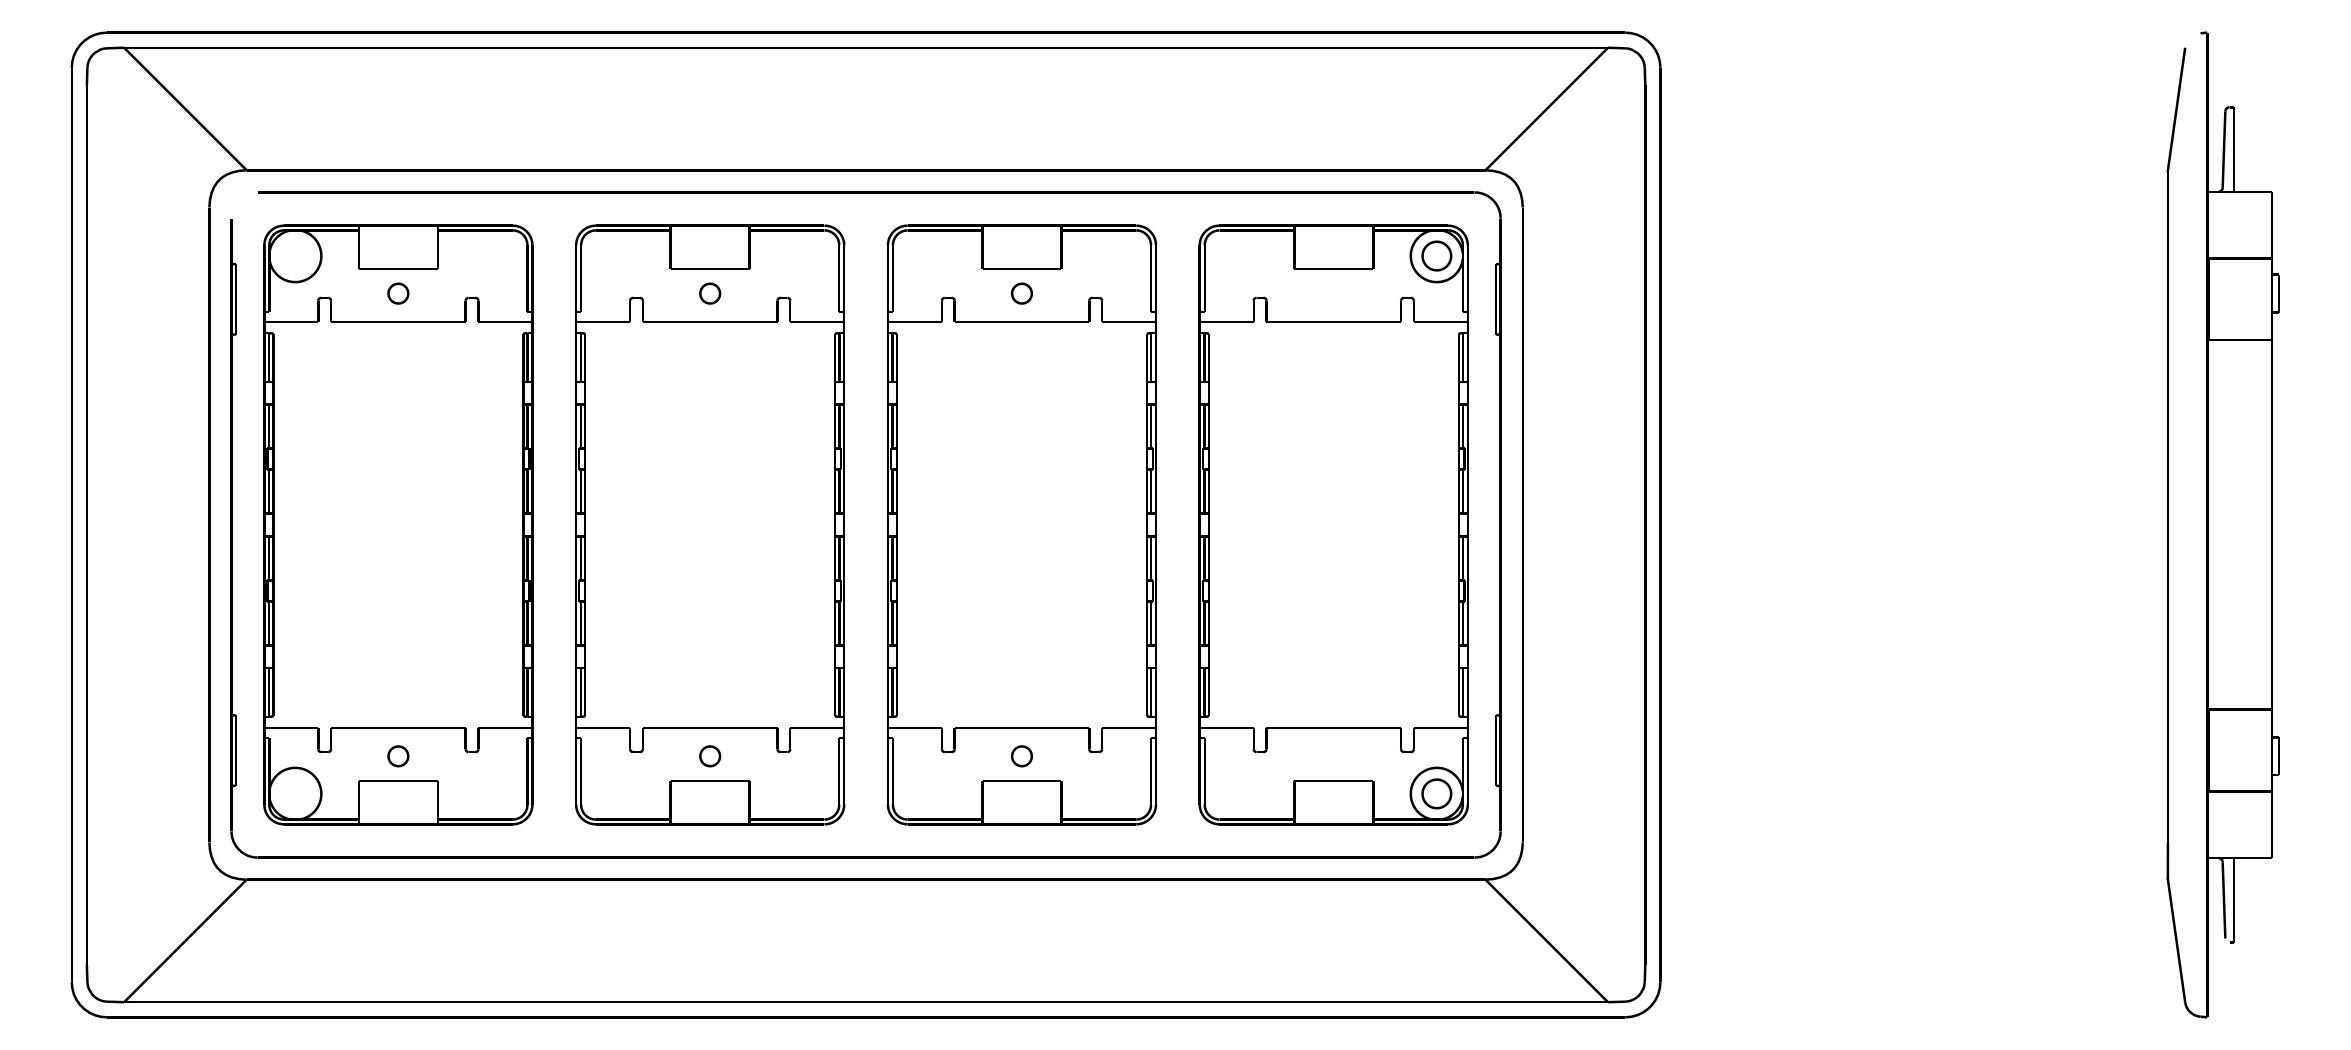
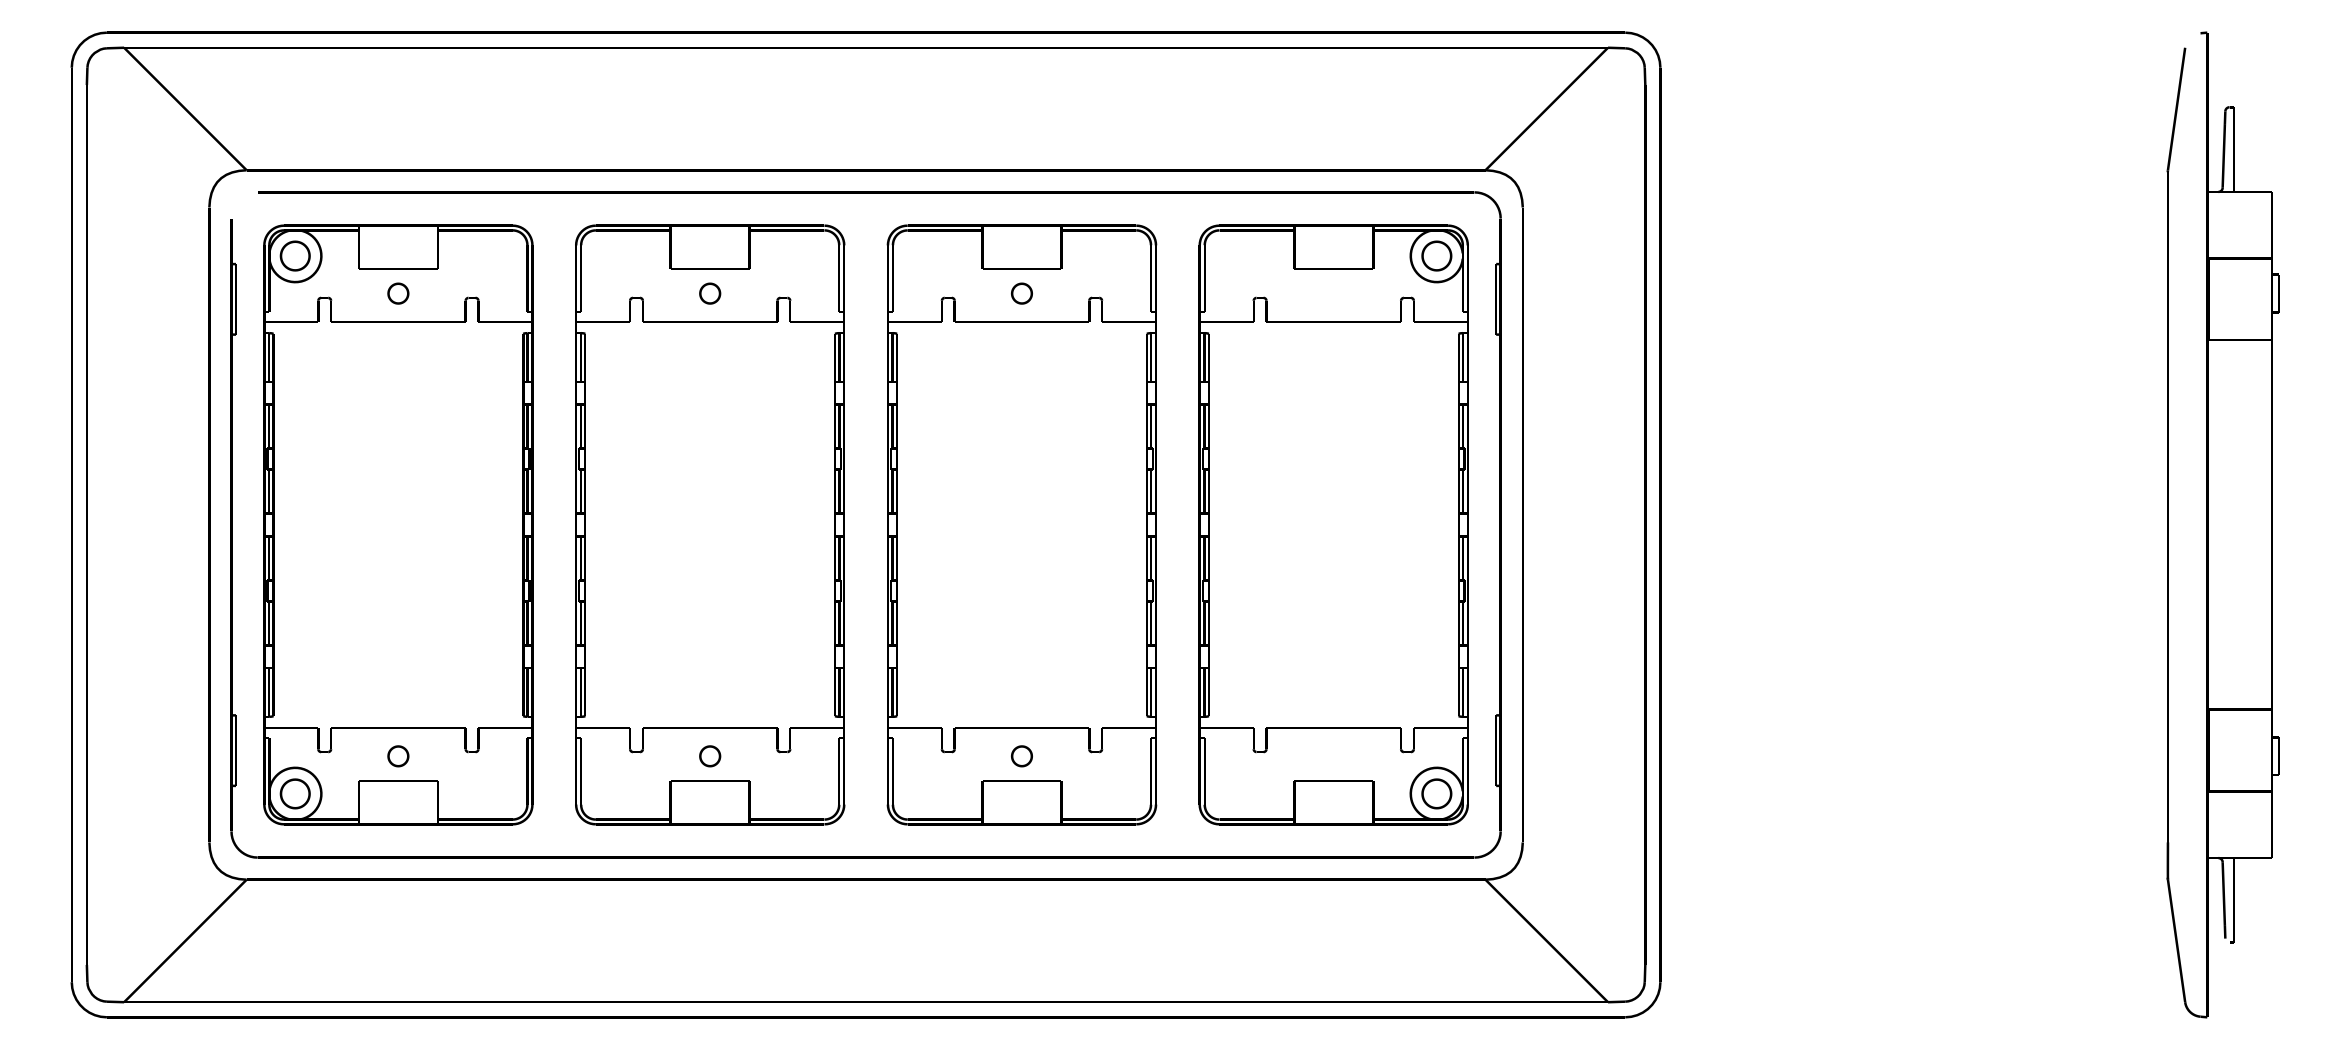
part: none -> present (294, 255)
part: none -> present (294, 793)
